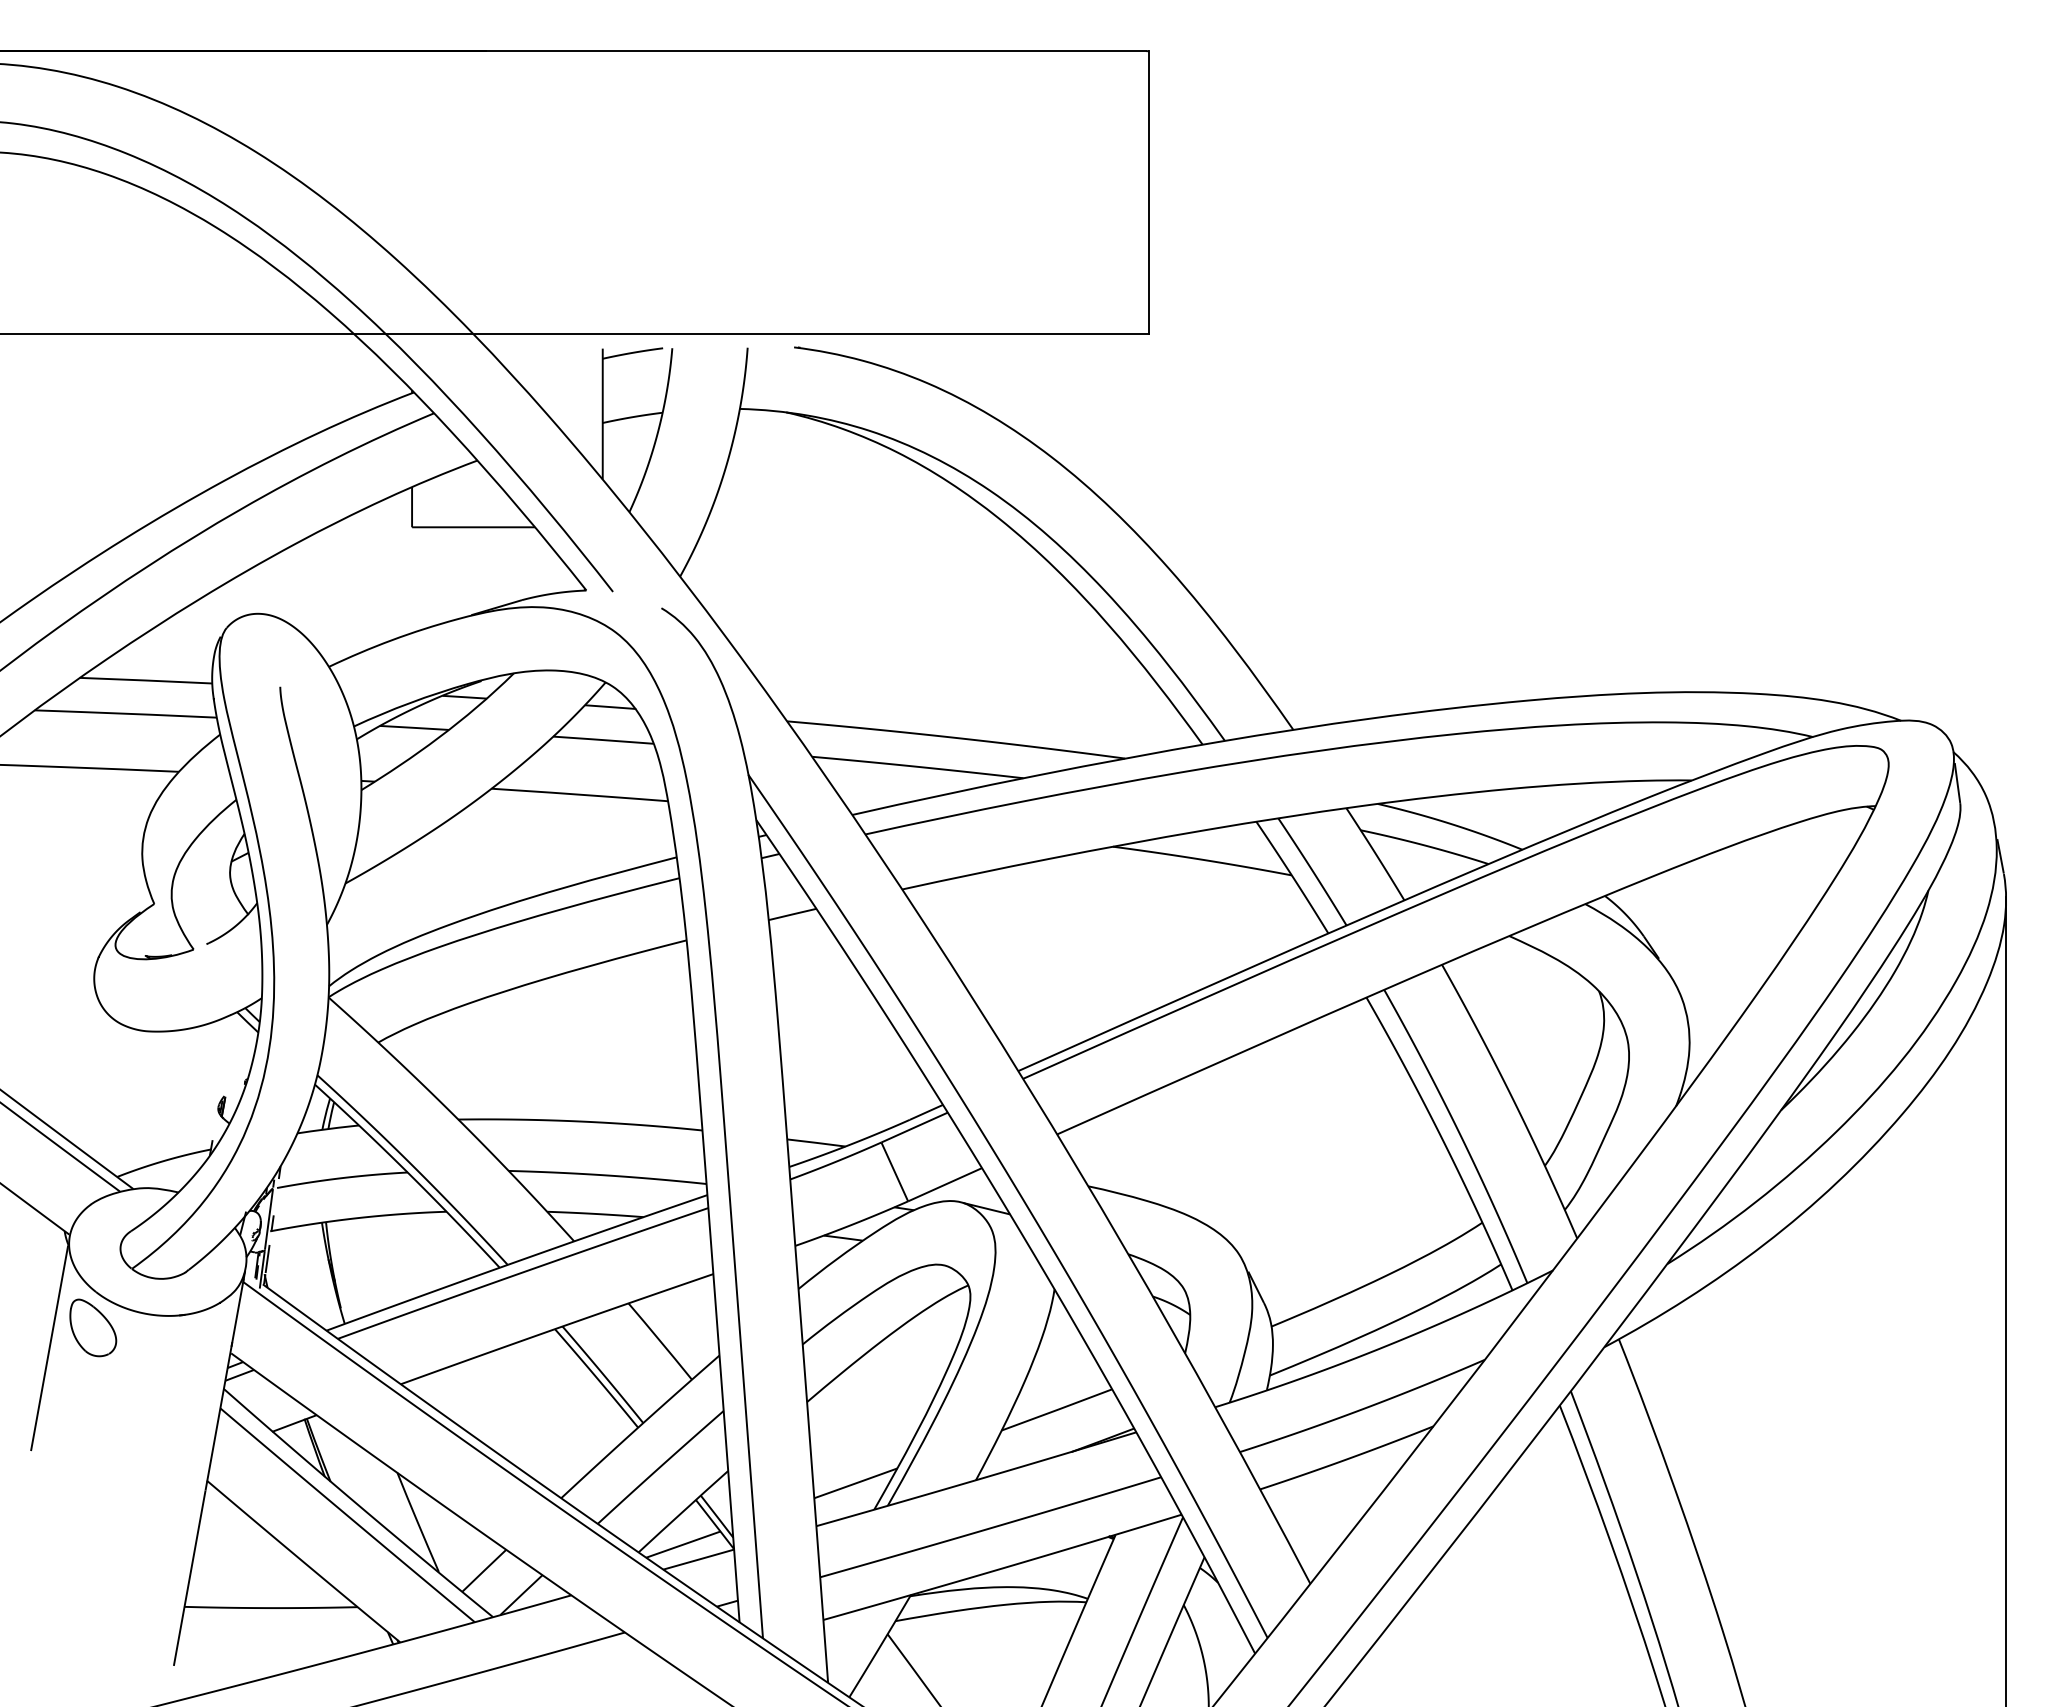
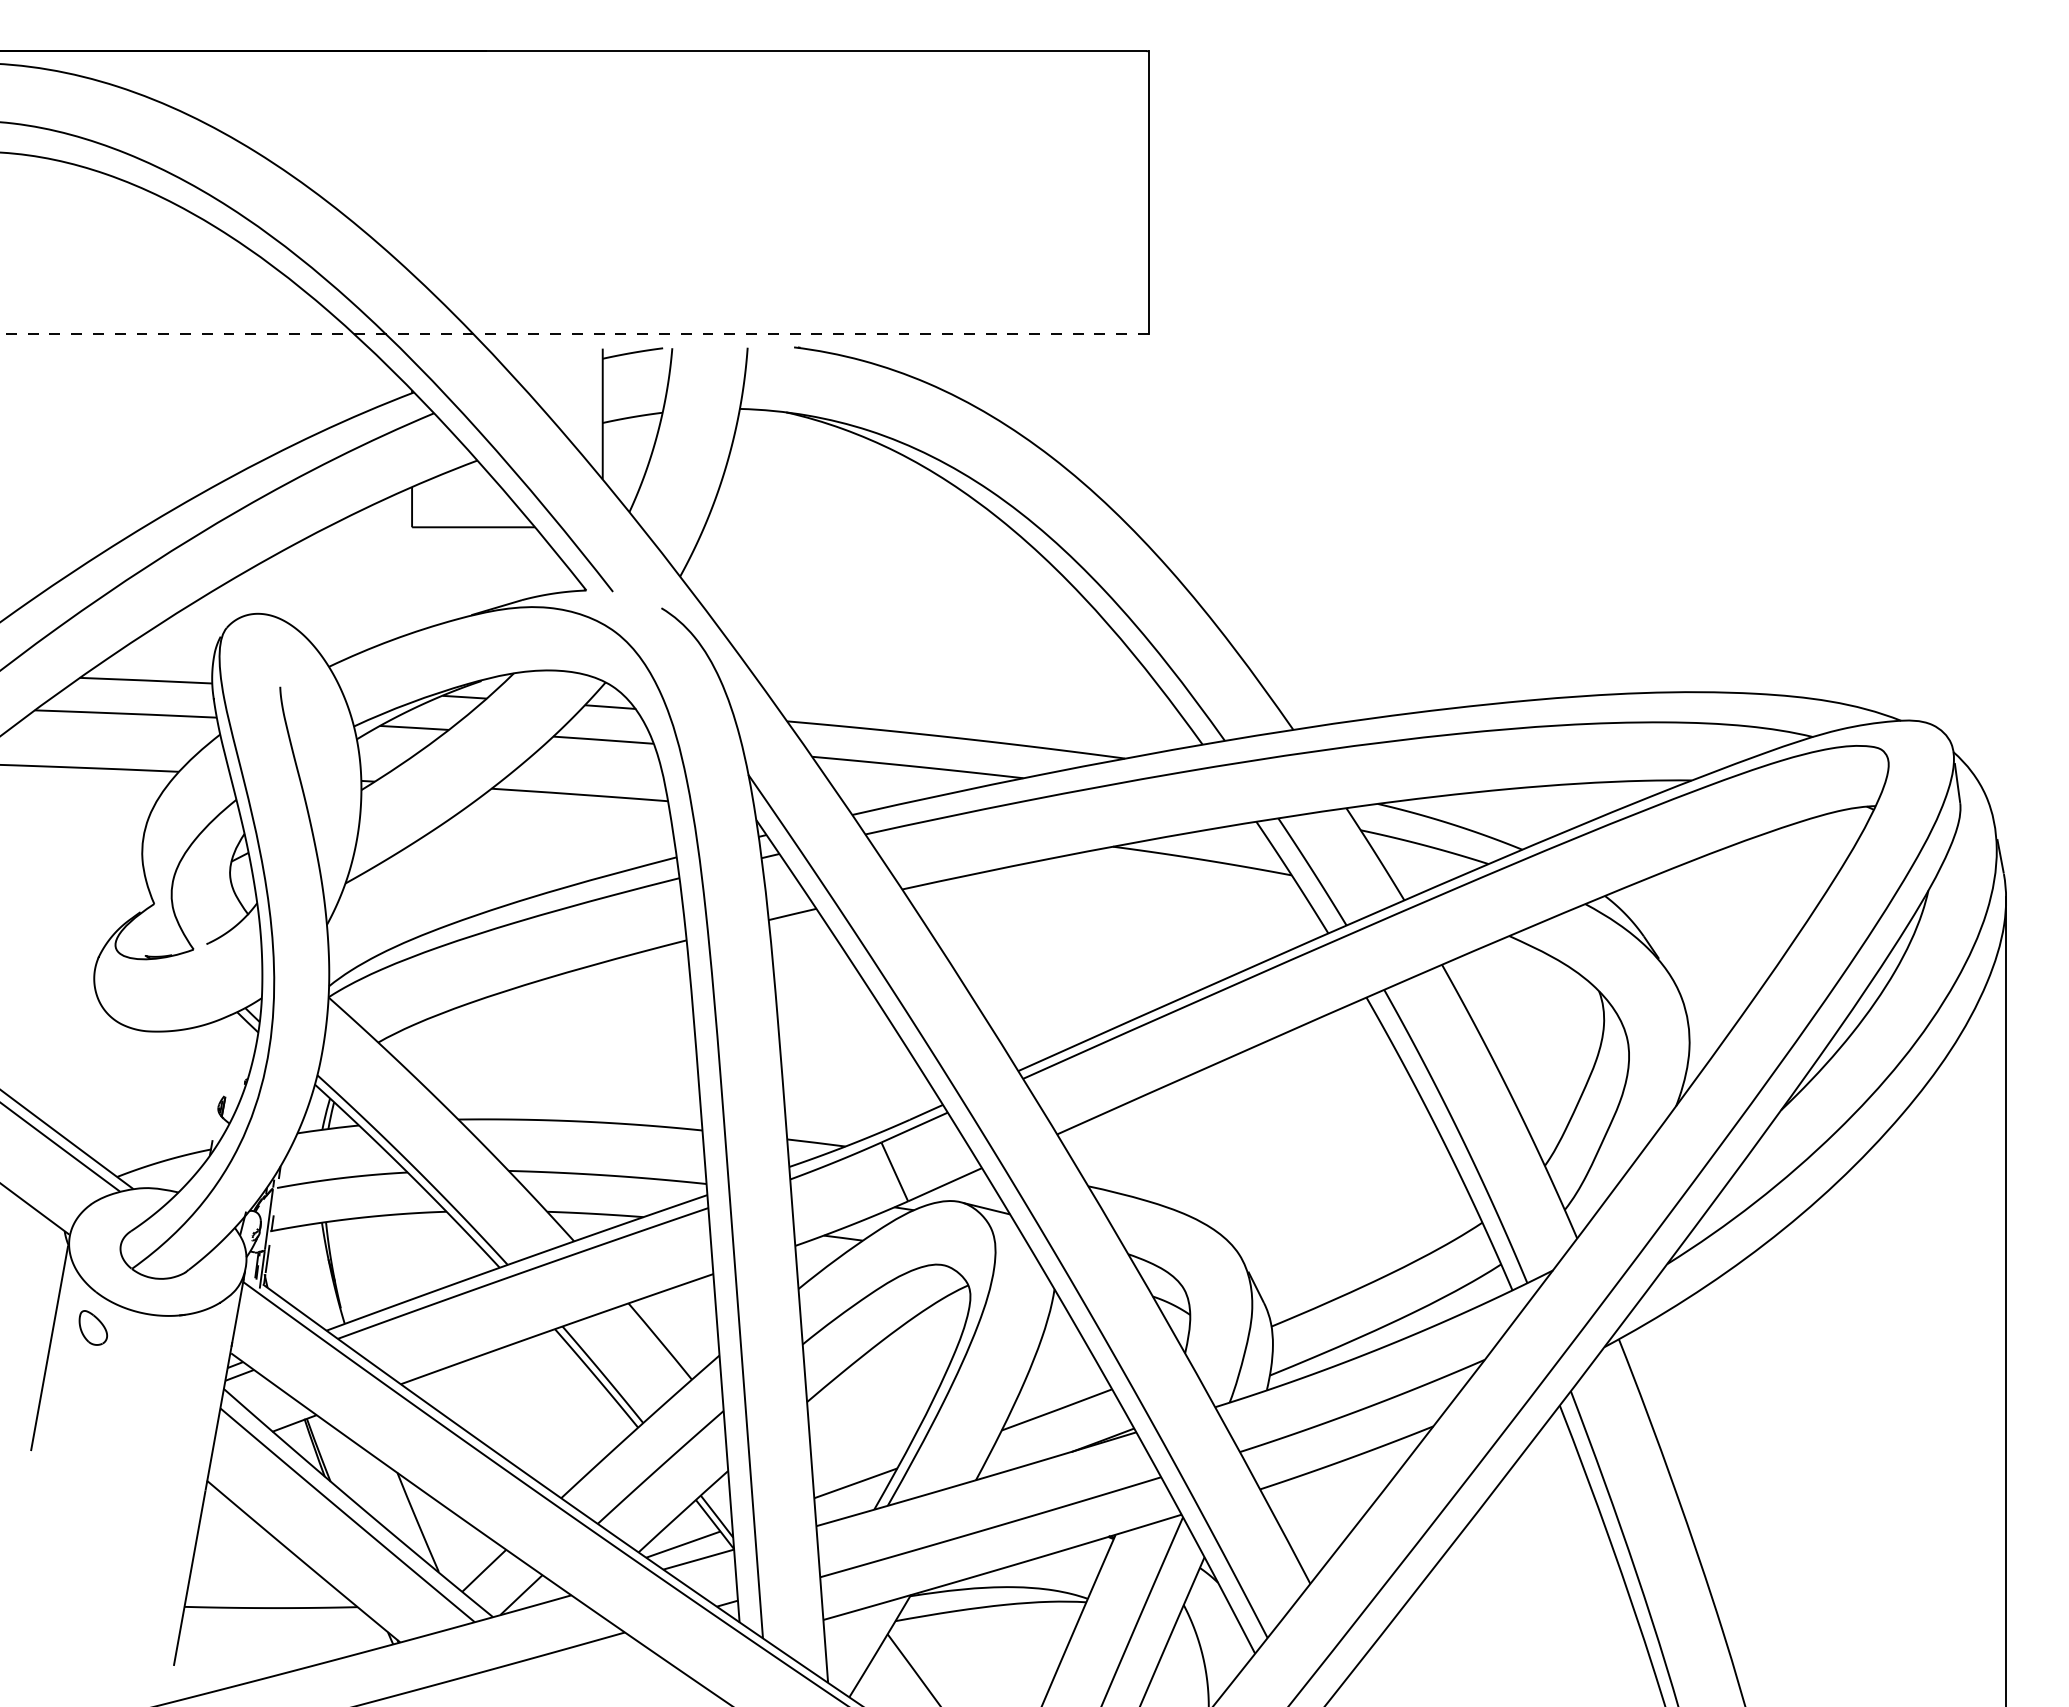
line: solid -> dashed (574, 334)
part size: 49x60 px -> 30x36 px (92, 1327)
